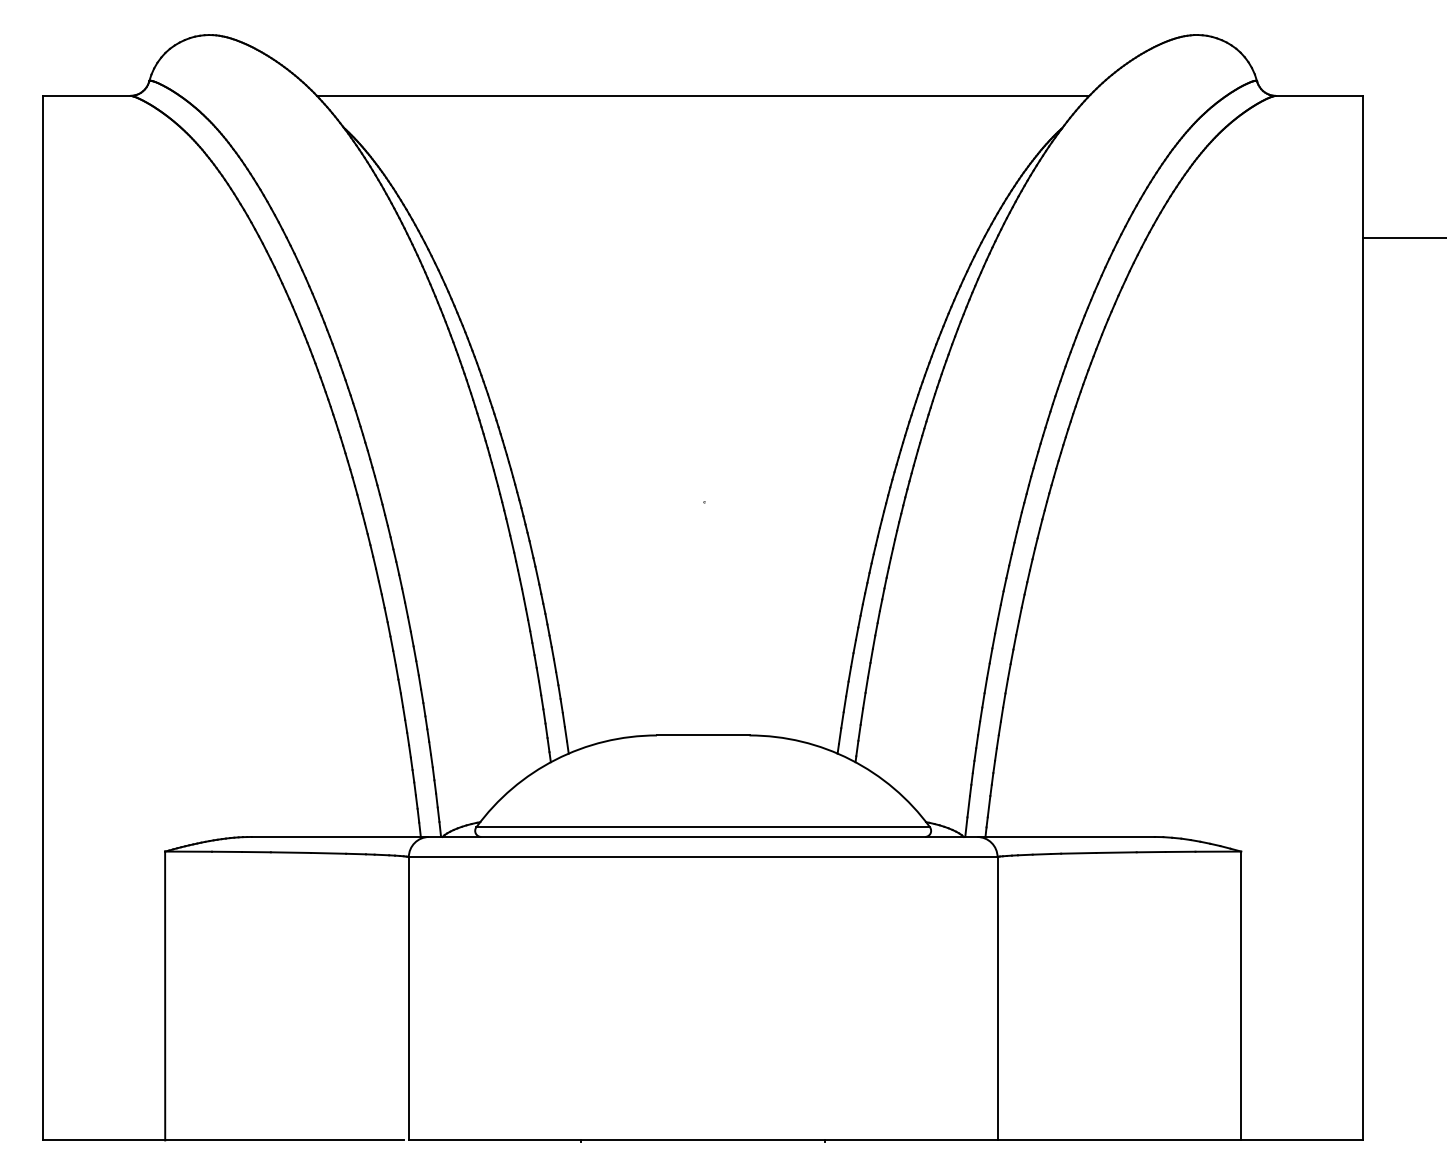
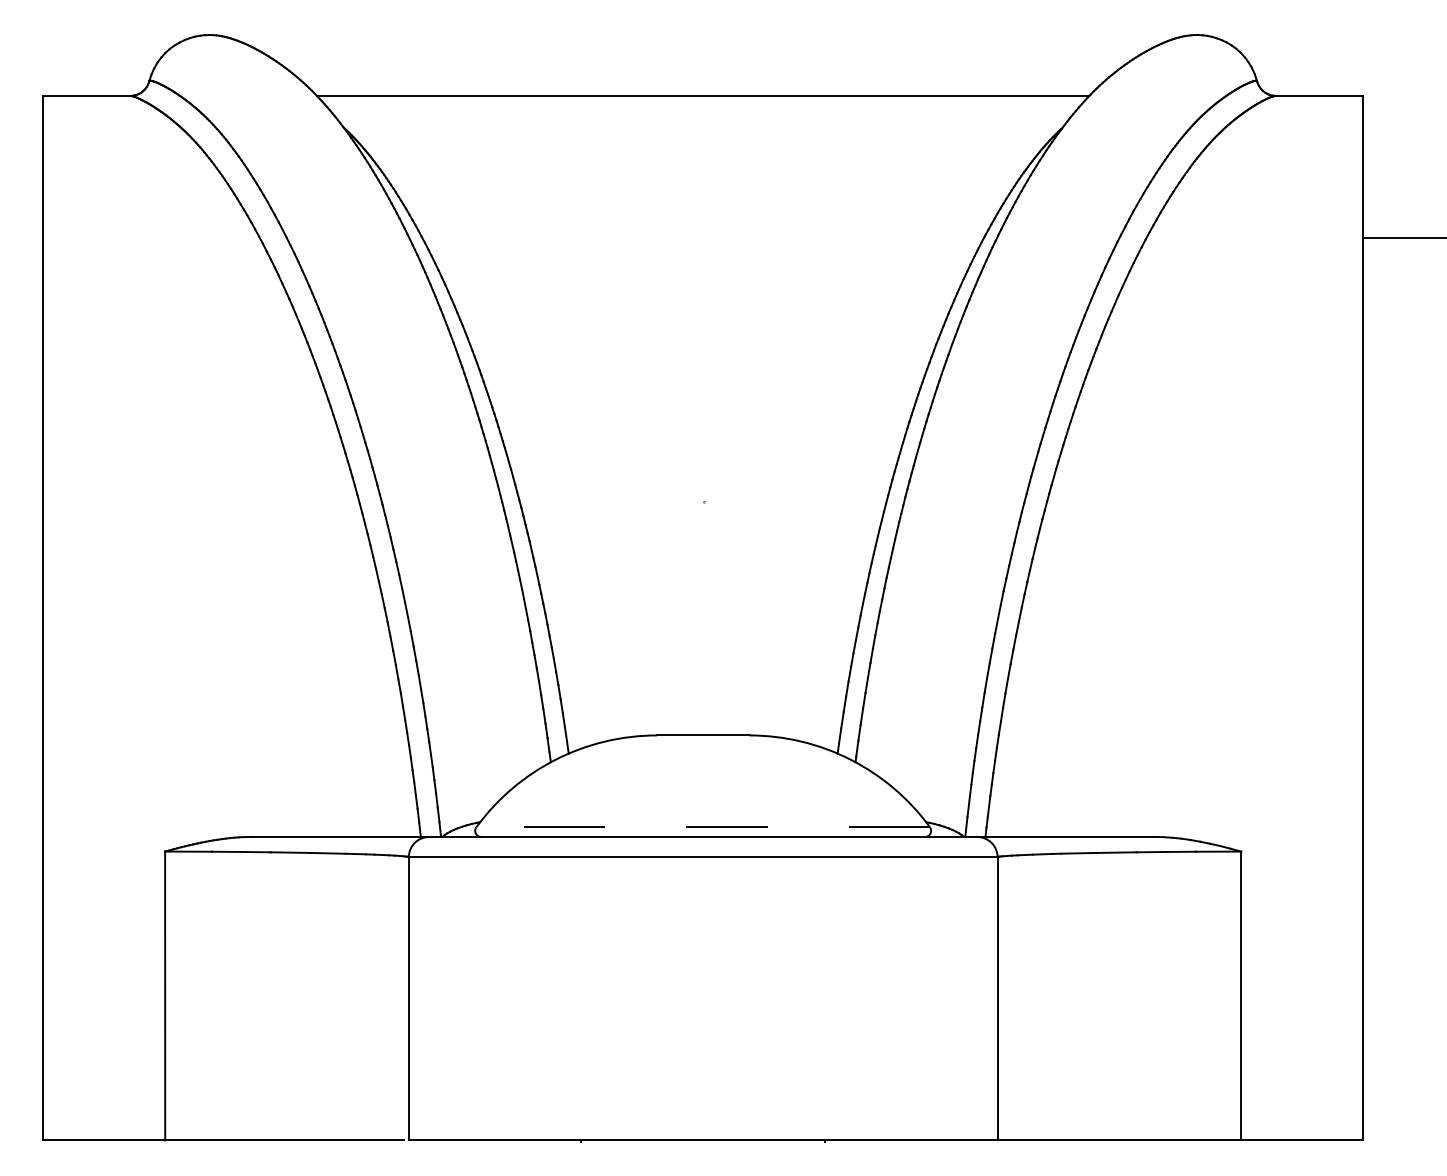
line: solid -> dashed (703, 827)
